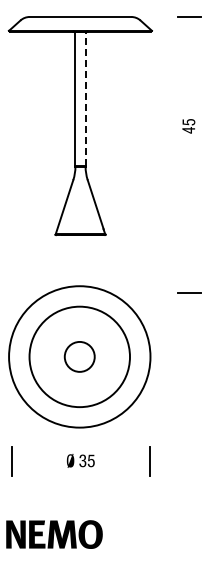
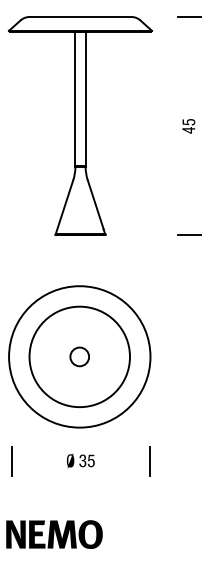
line: dashed -> solid (85, 98)
line position: (189, 292) -> (189, 234) (189, 234)
circle diameter: 30 px -> 19 px (79, 356)
